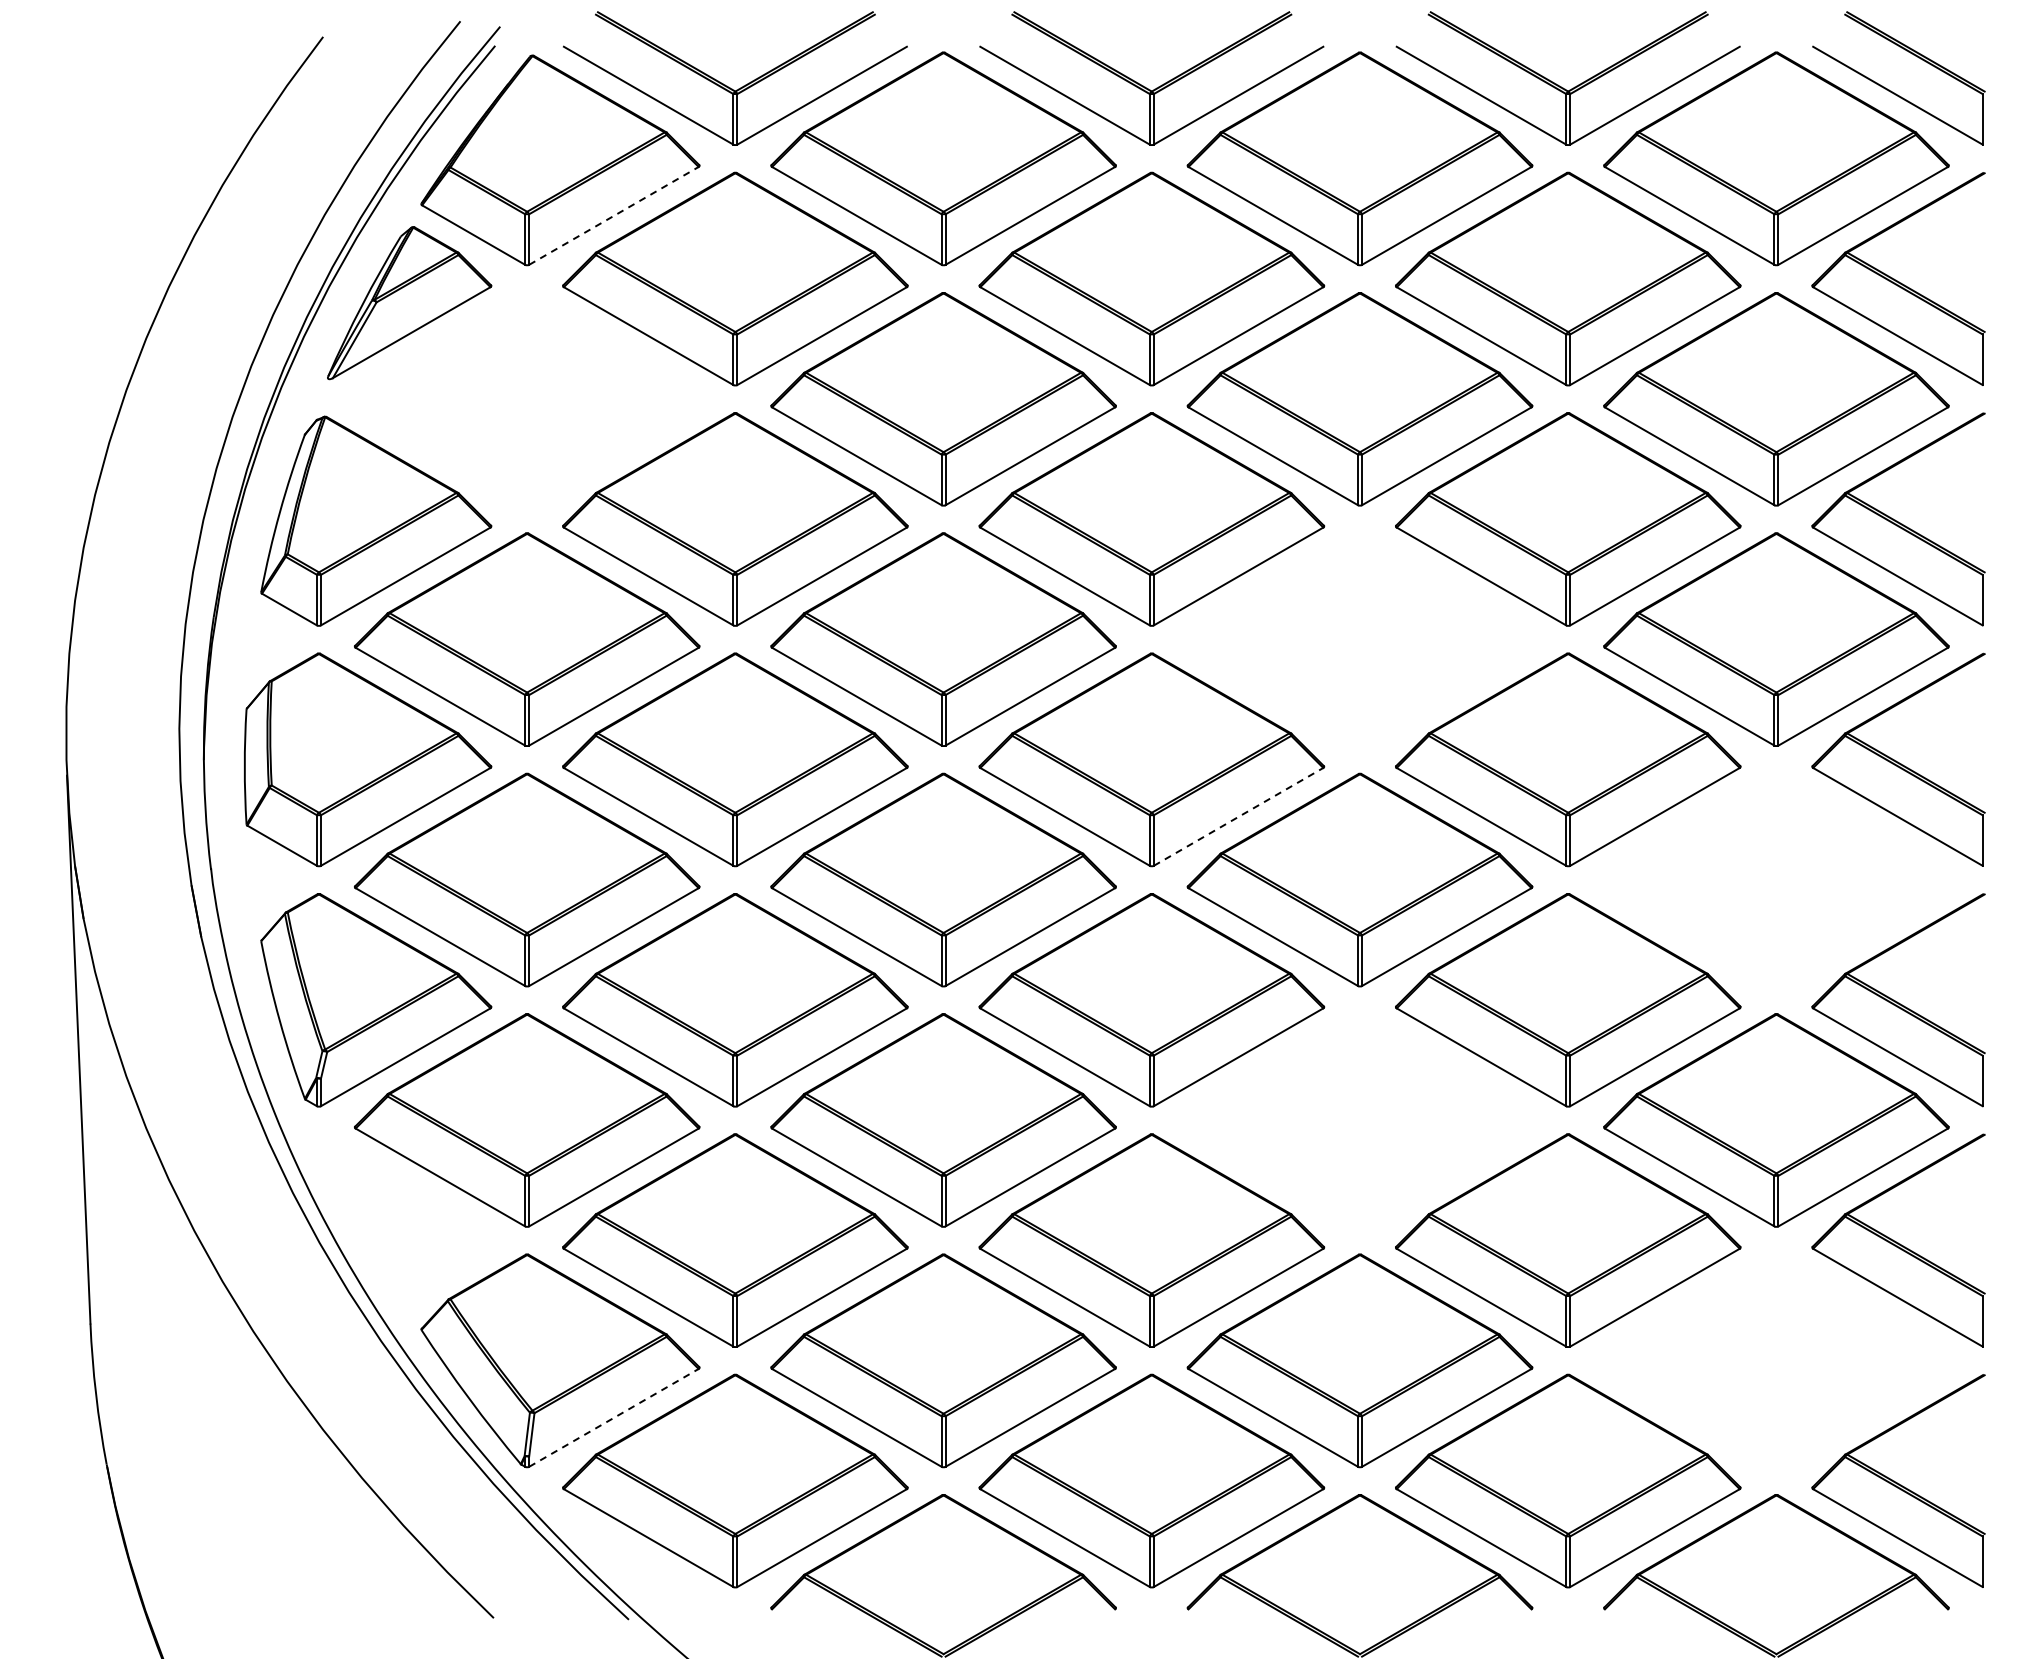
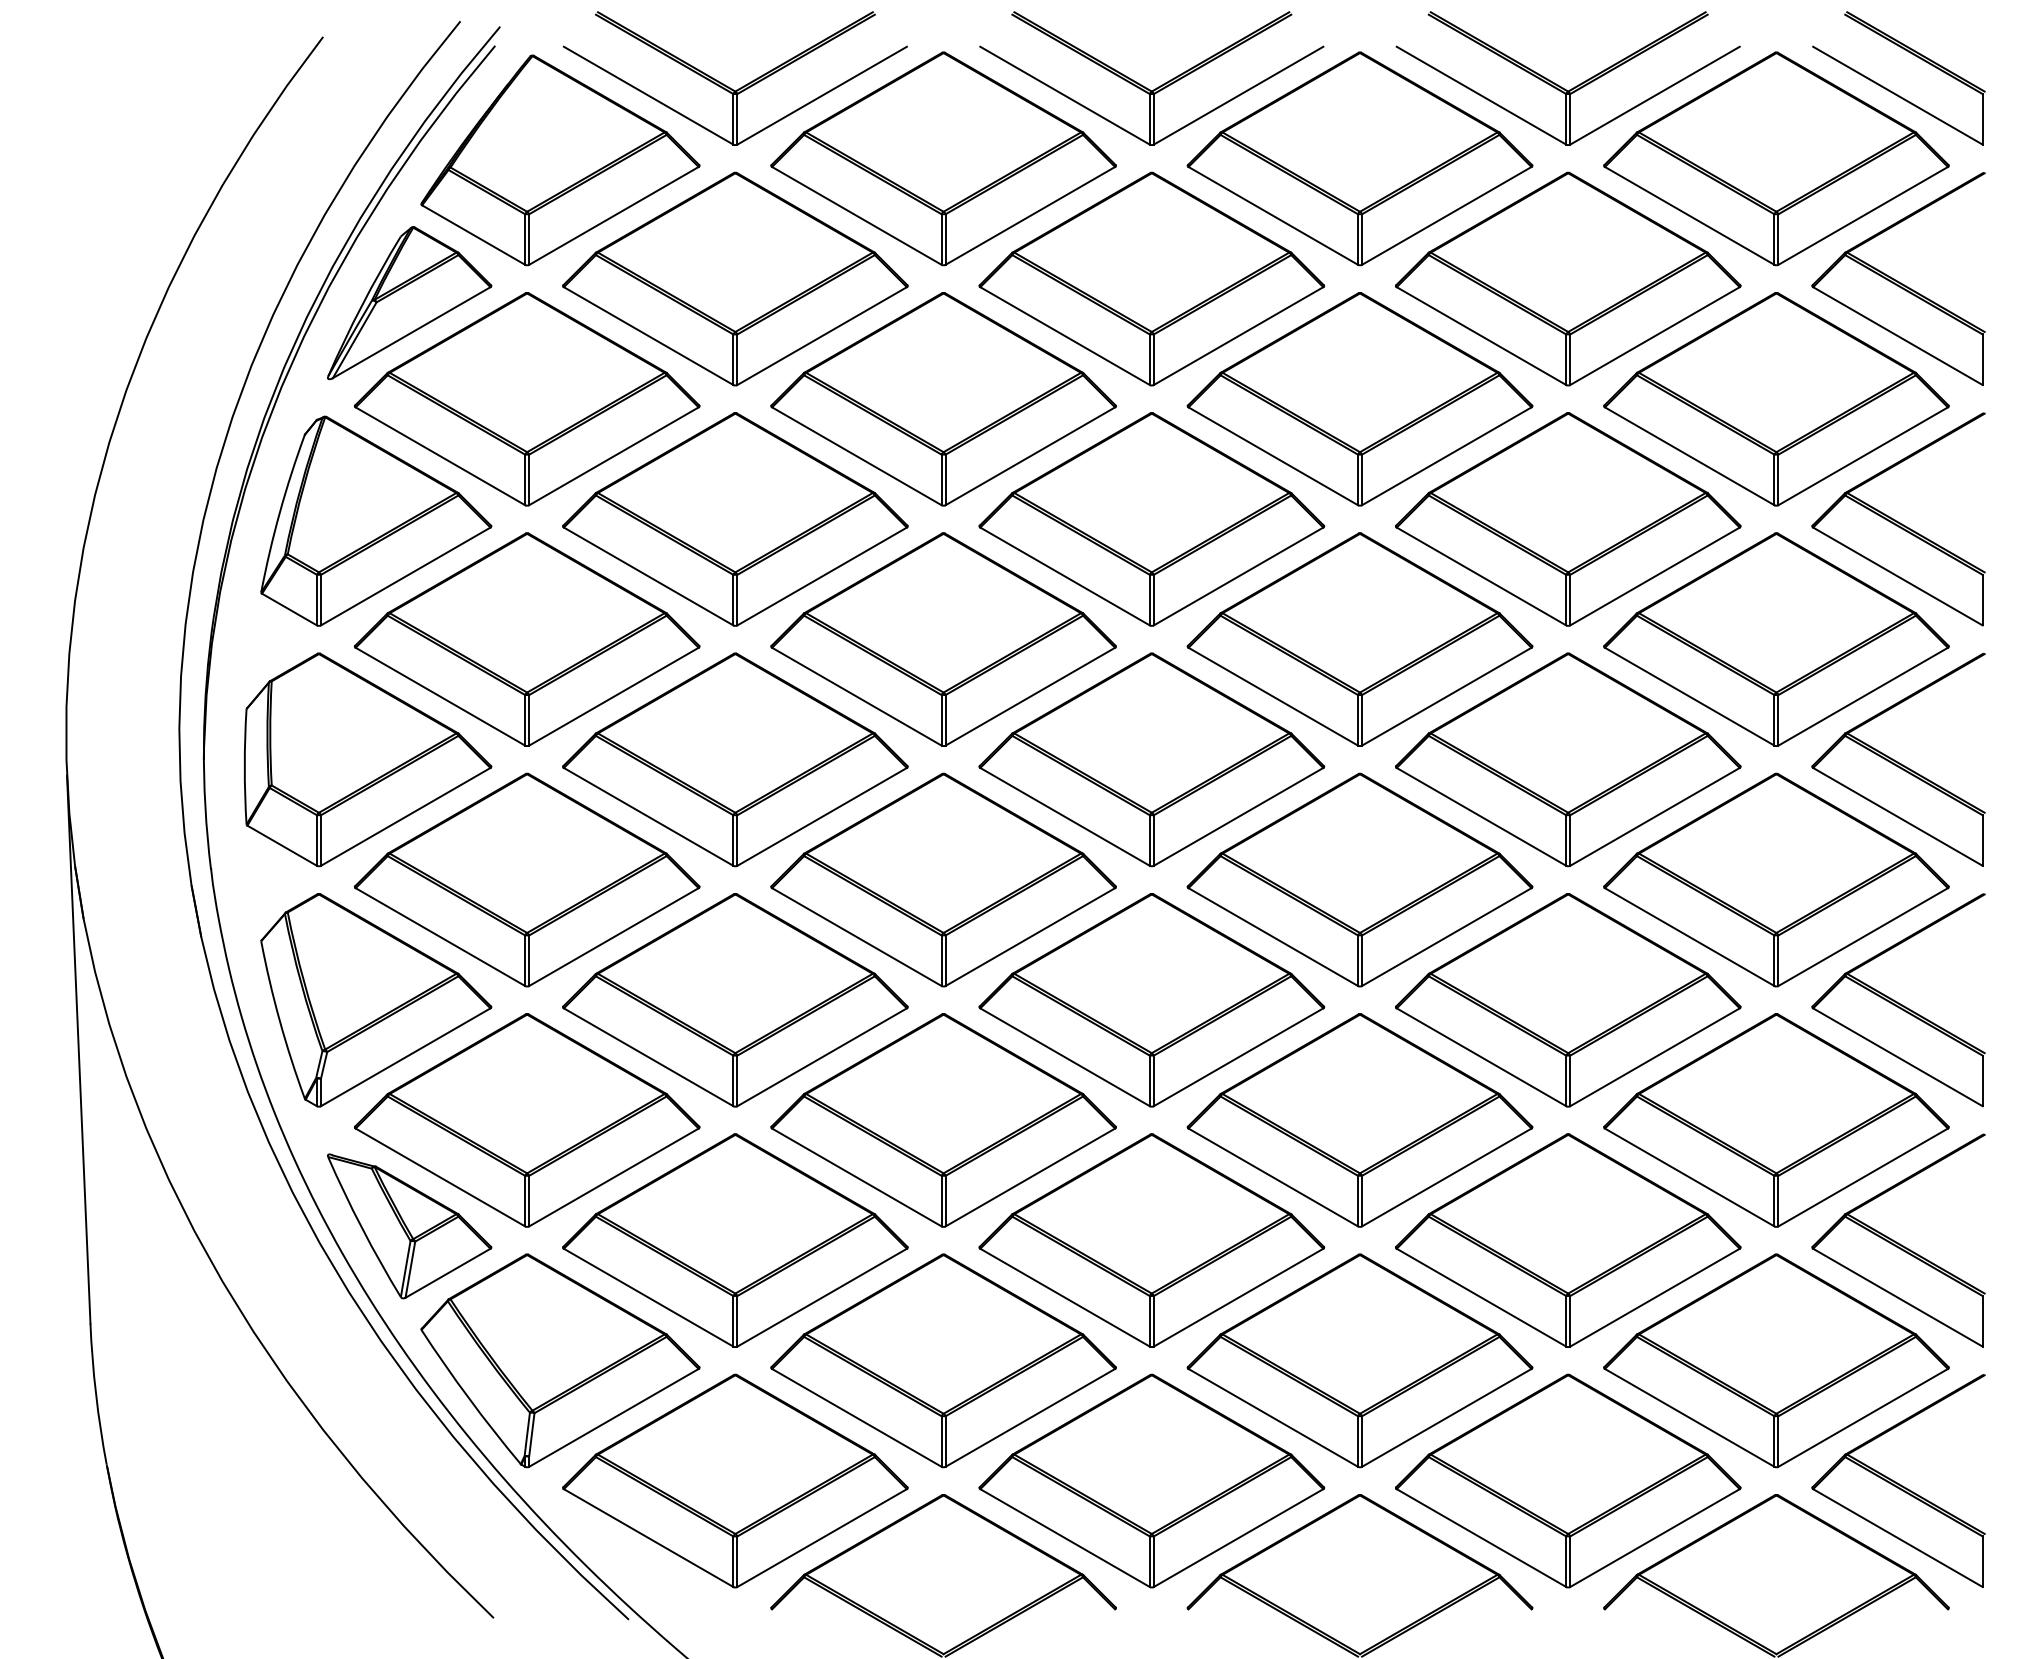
line: dashed -> solid (613, 215)
part: none -> present (527, 399)
part: none -> present (1359, 639)
line: dashed -> solid (1238, 816)
part: none -> present (1776, 879)
part: none -> present (1359, 1120)
part: none -> present (409, 1226)
part: none -> present (1776, 1360)
line: dashed -> solid (613, 1417)
